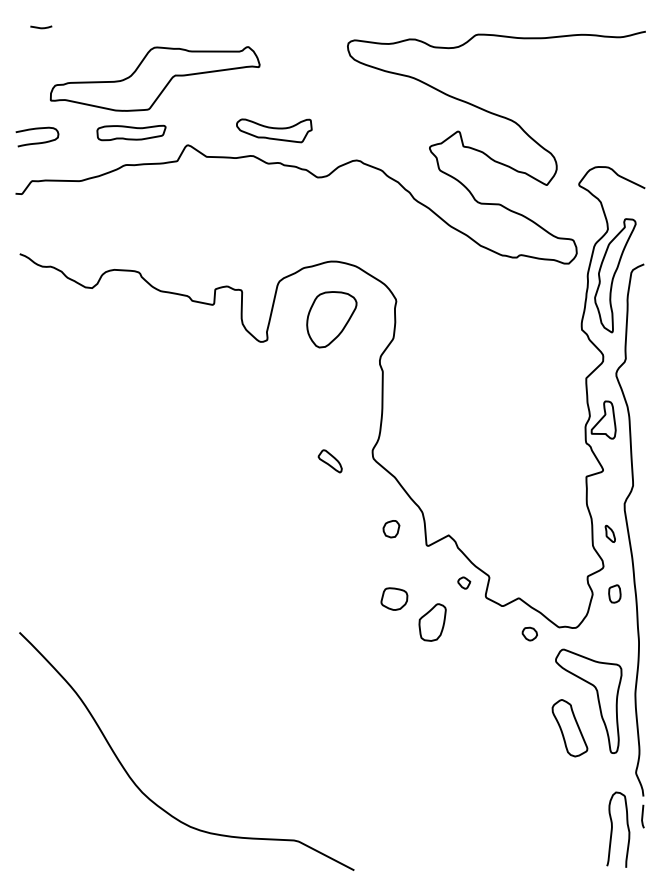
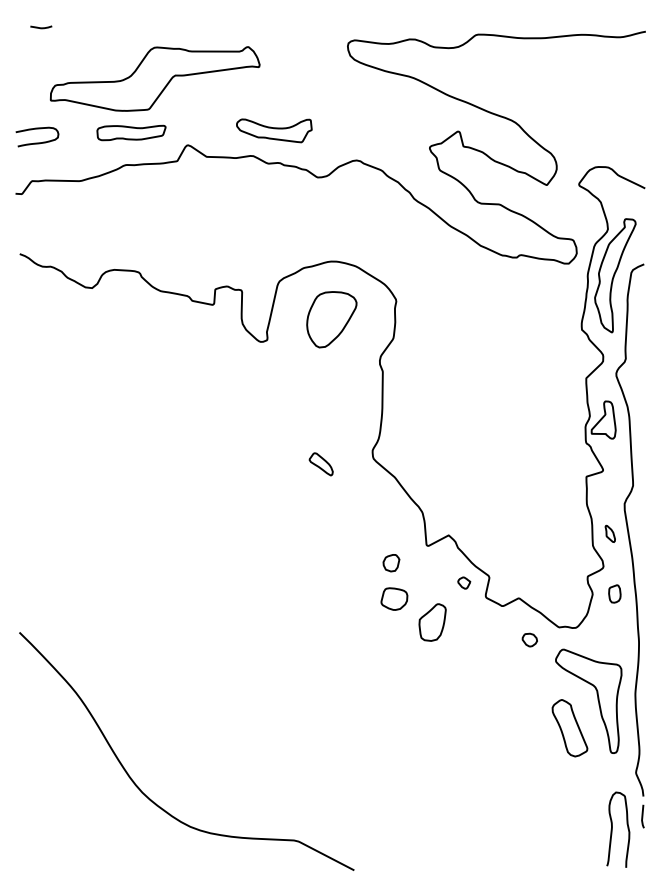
part position: (329, 461) -> (320, 464) (320, 464)
part position: (391, 529) -> (391, 563) (391, 563)
part position: (529, 633) -> (529, 639) (529, 639)
